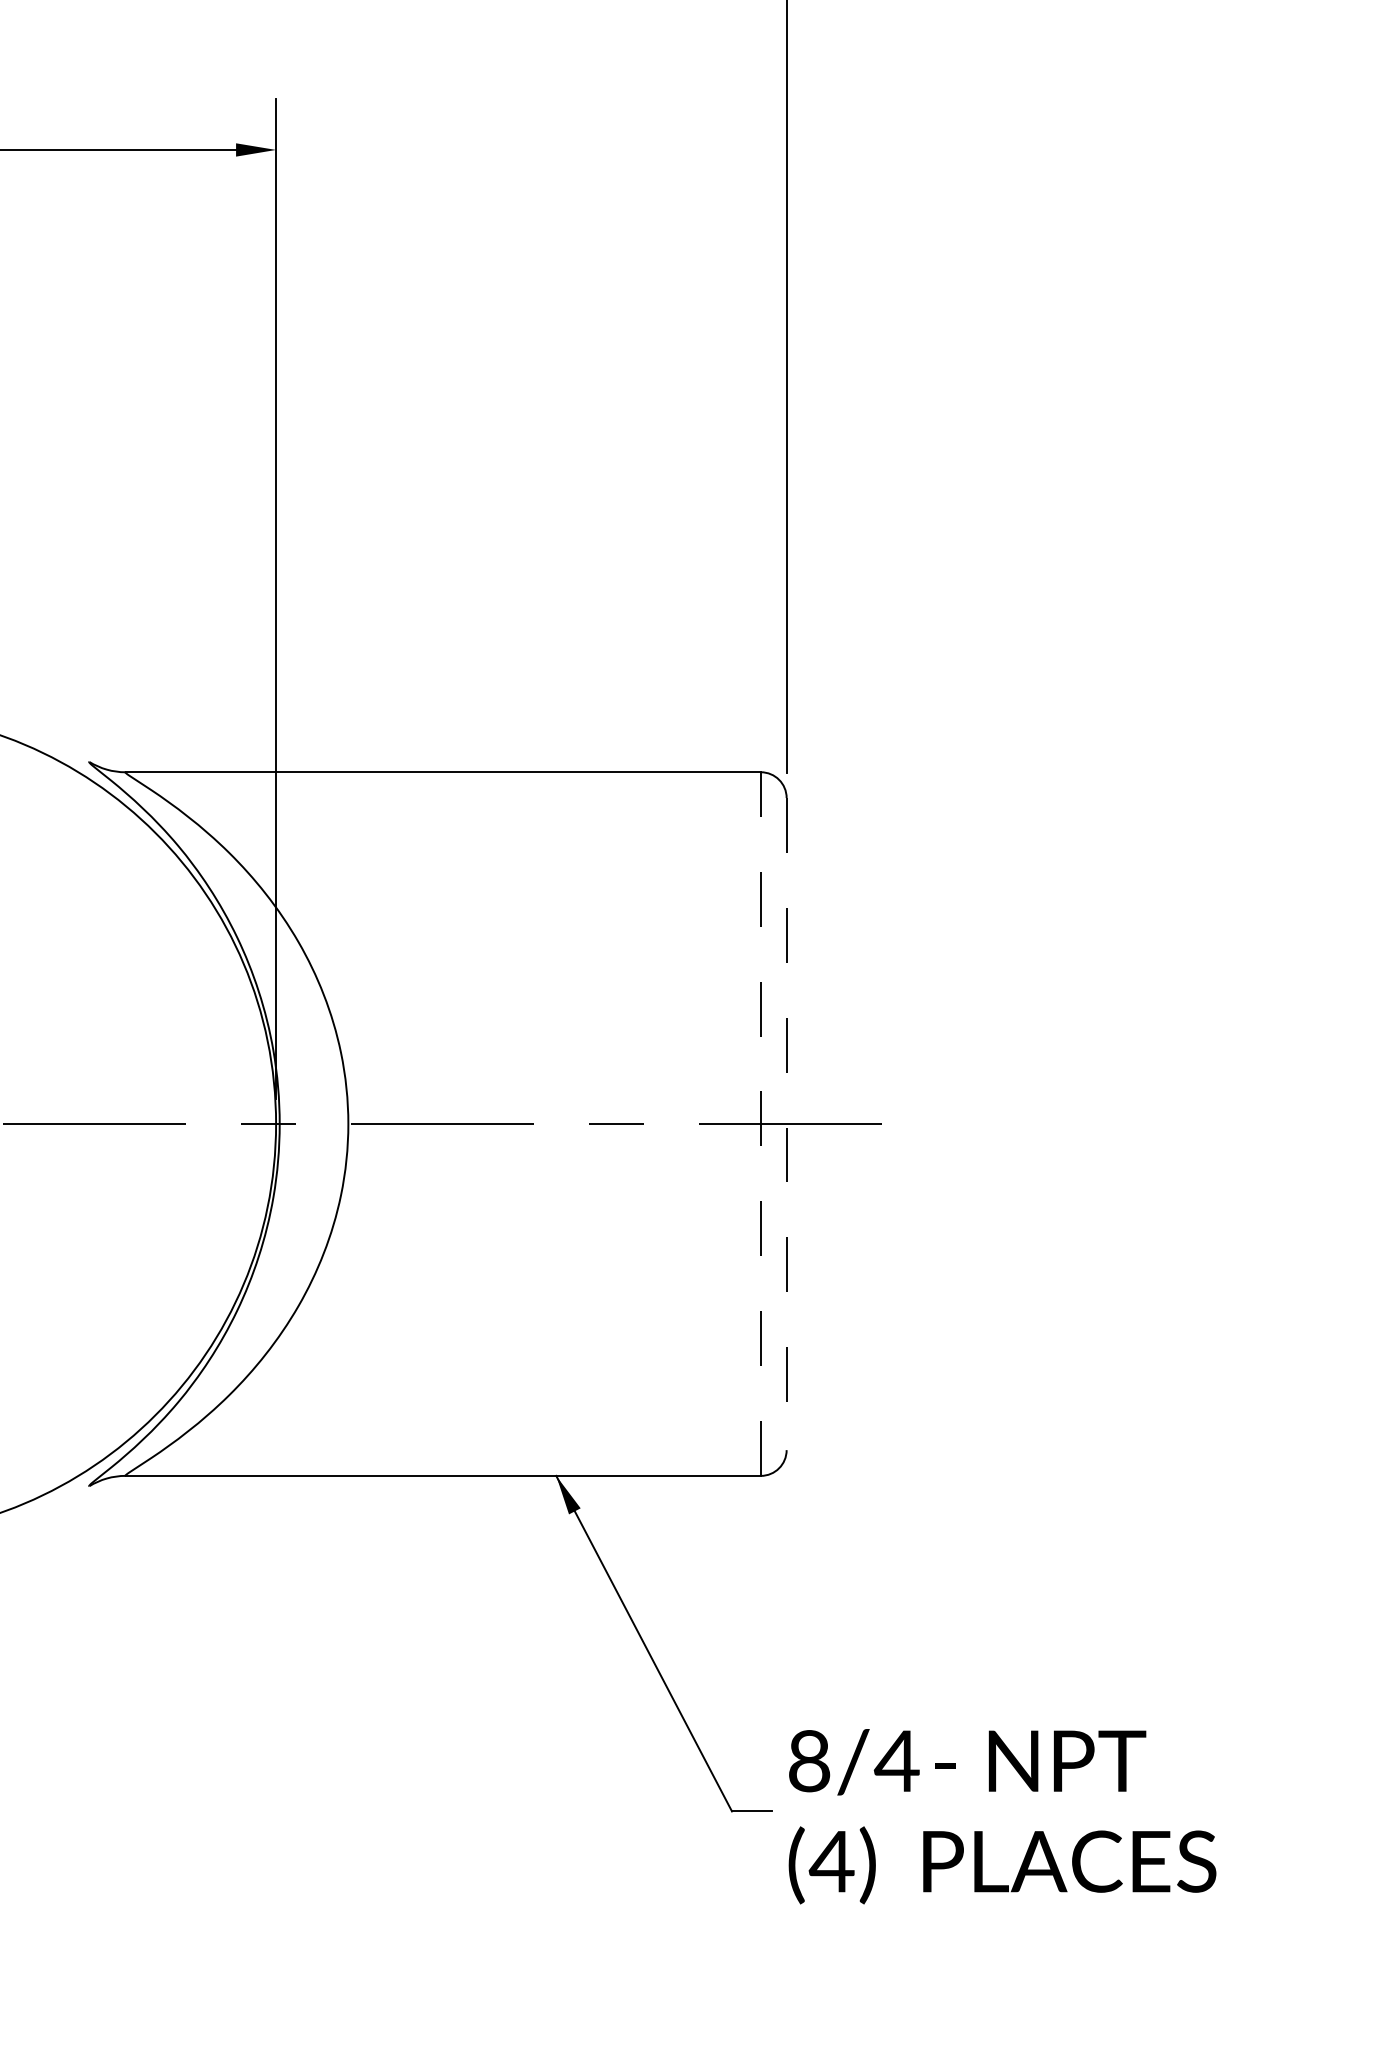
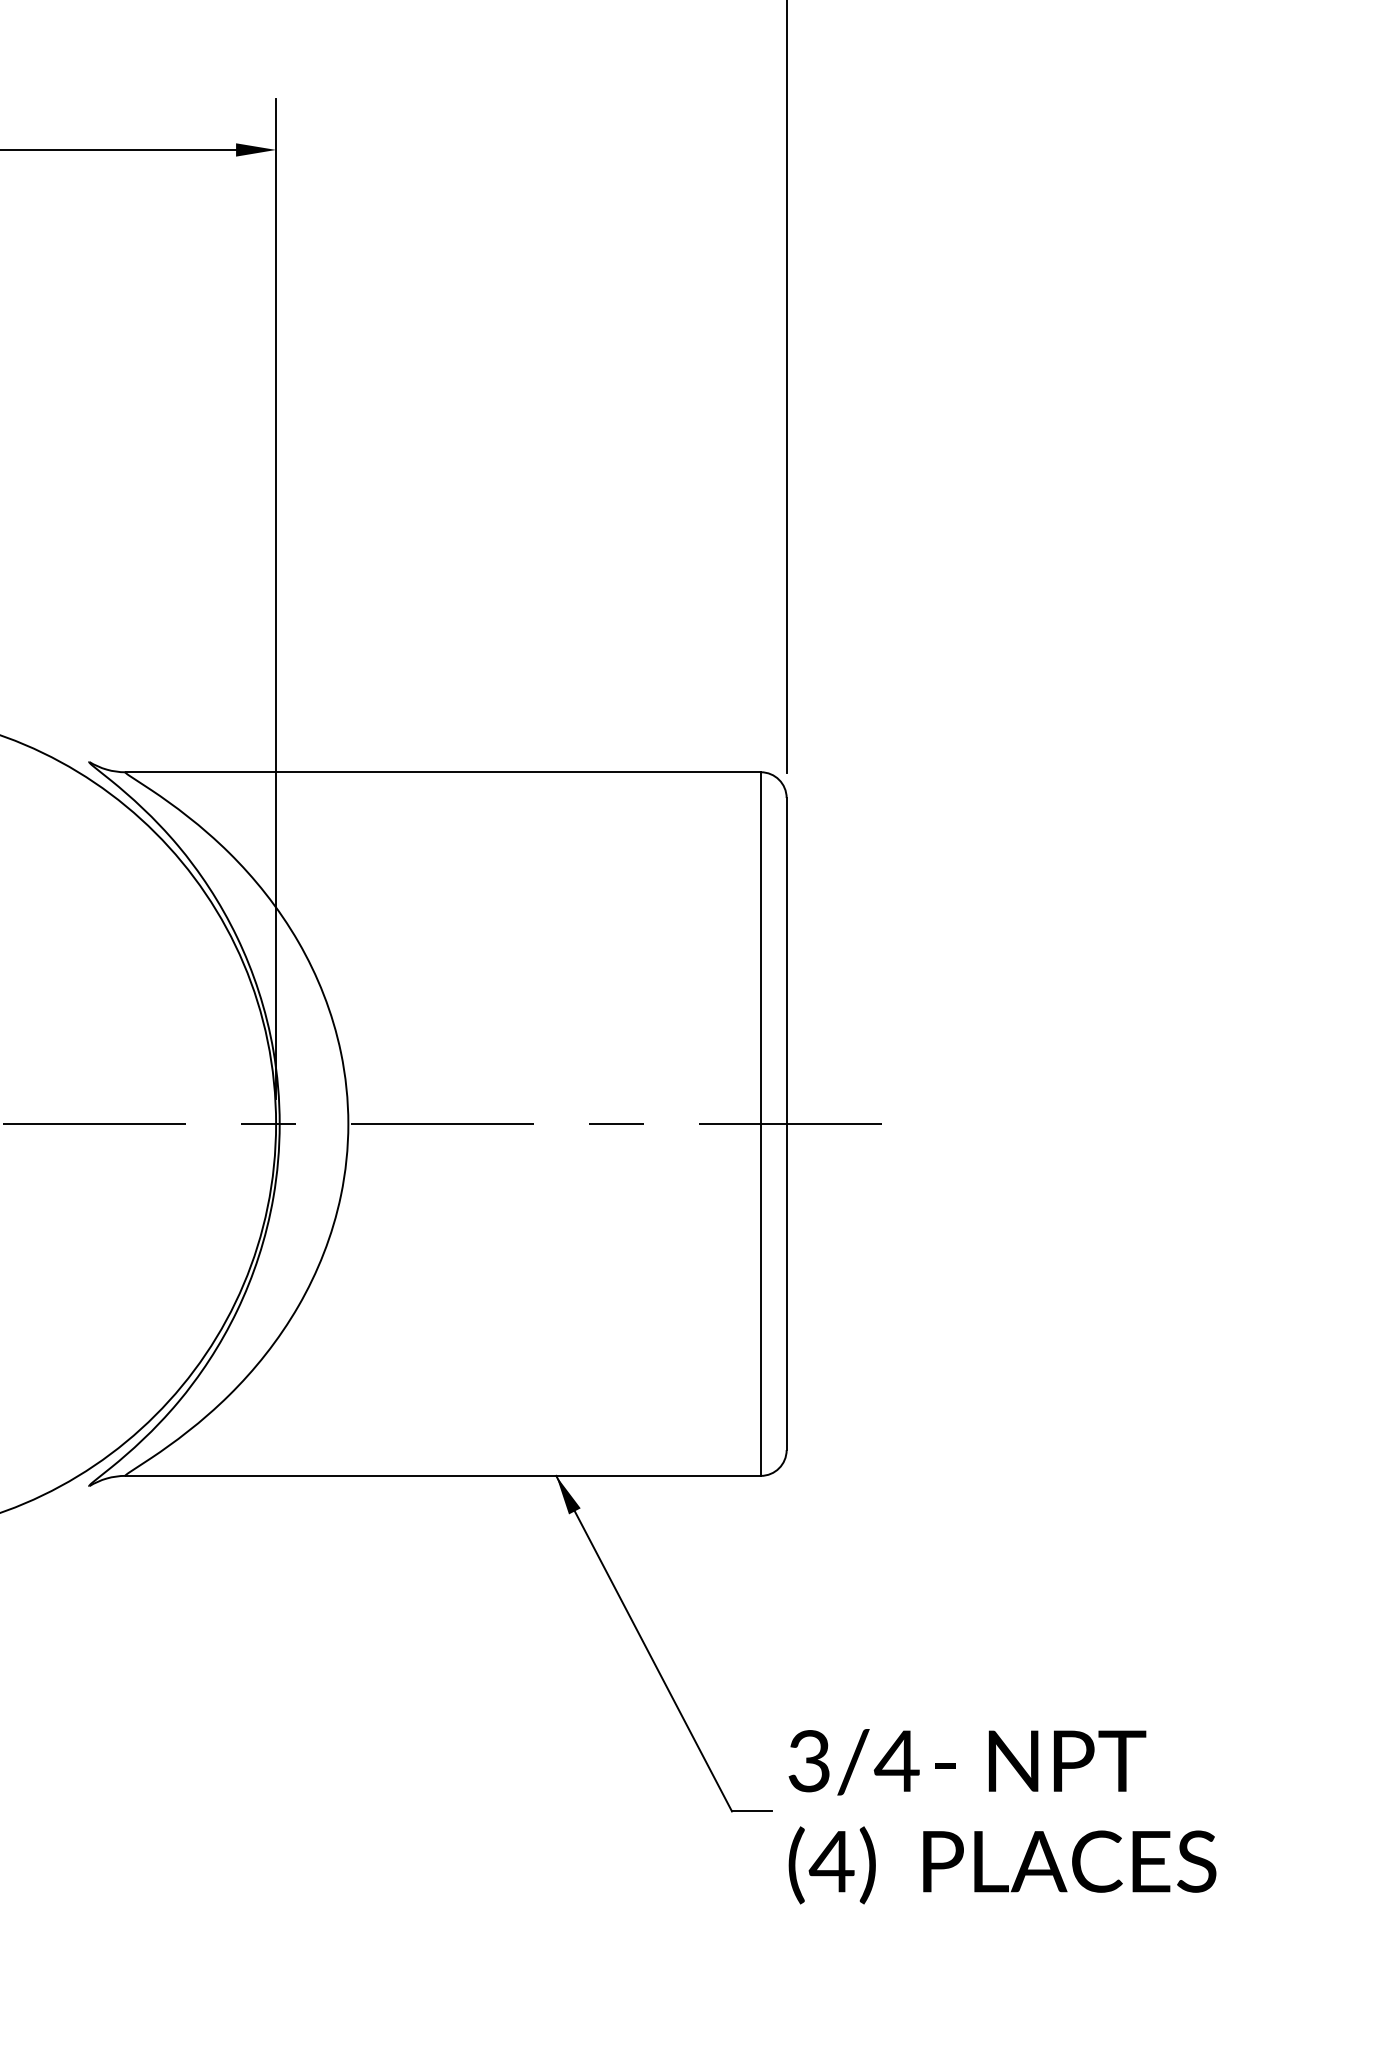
line: dashed -> solid (760, 1124)
line: dashed -> solid (786, 1124)
text: 8/4 -> 3/4 (809, 1761)
